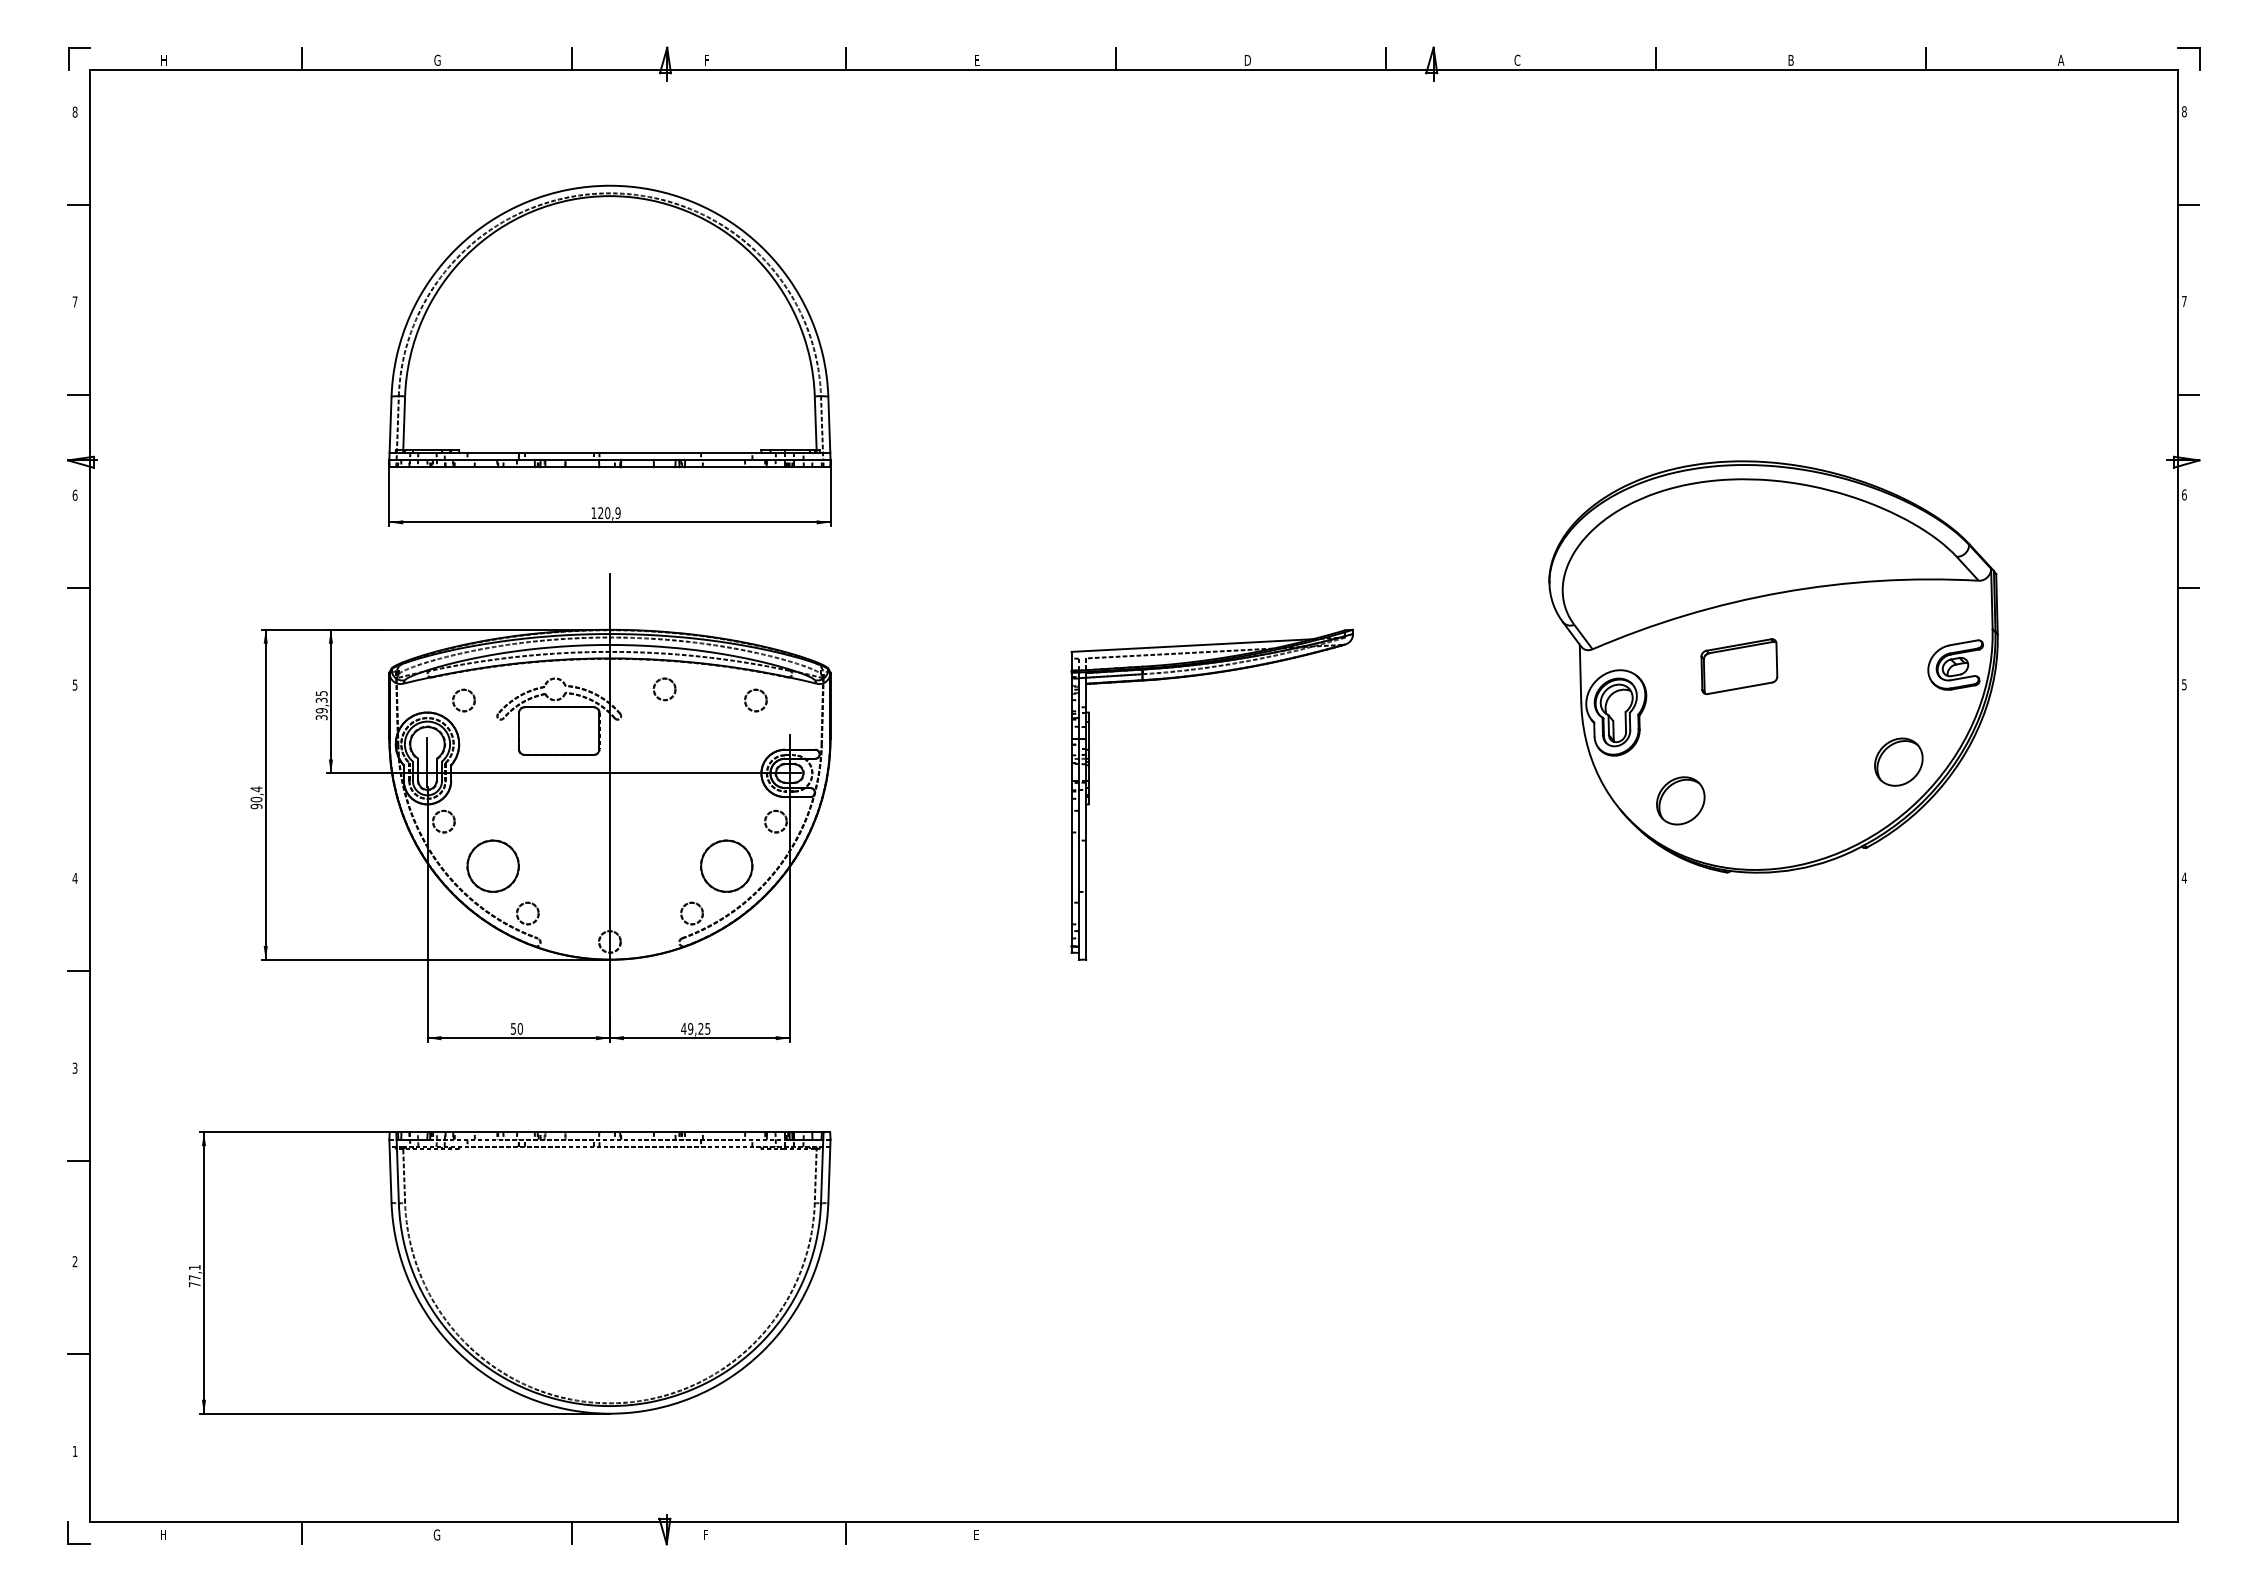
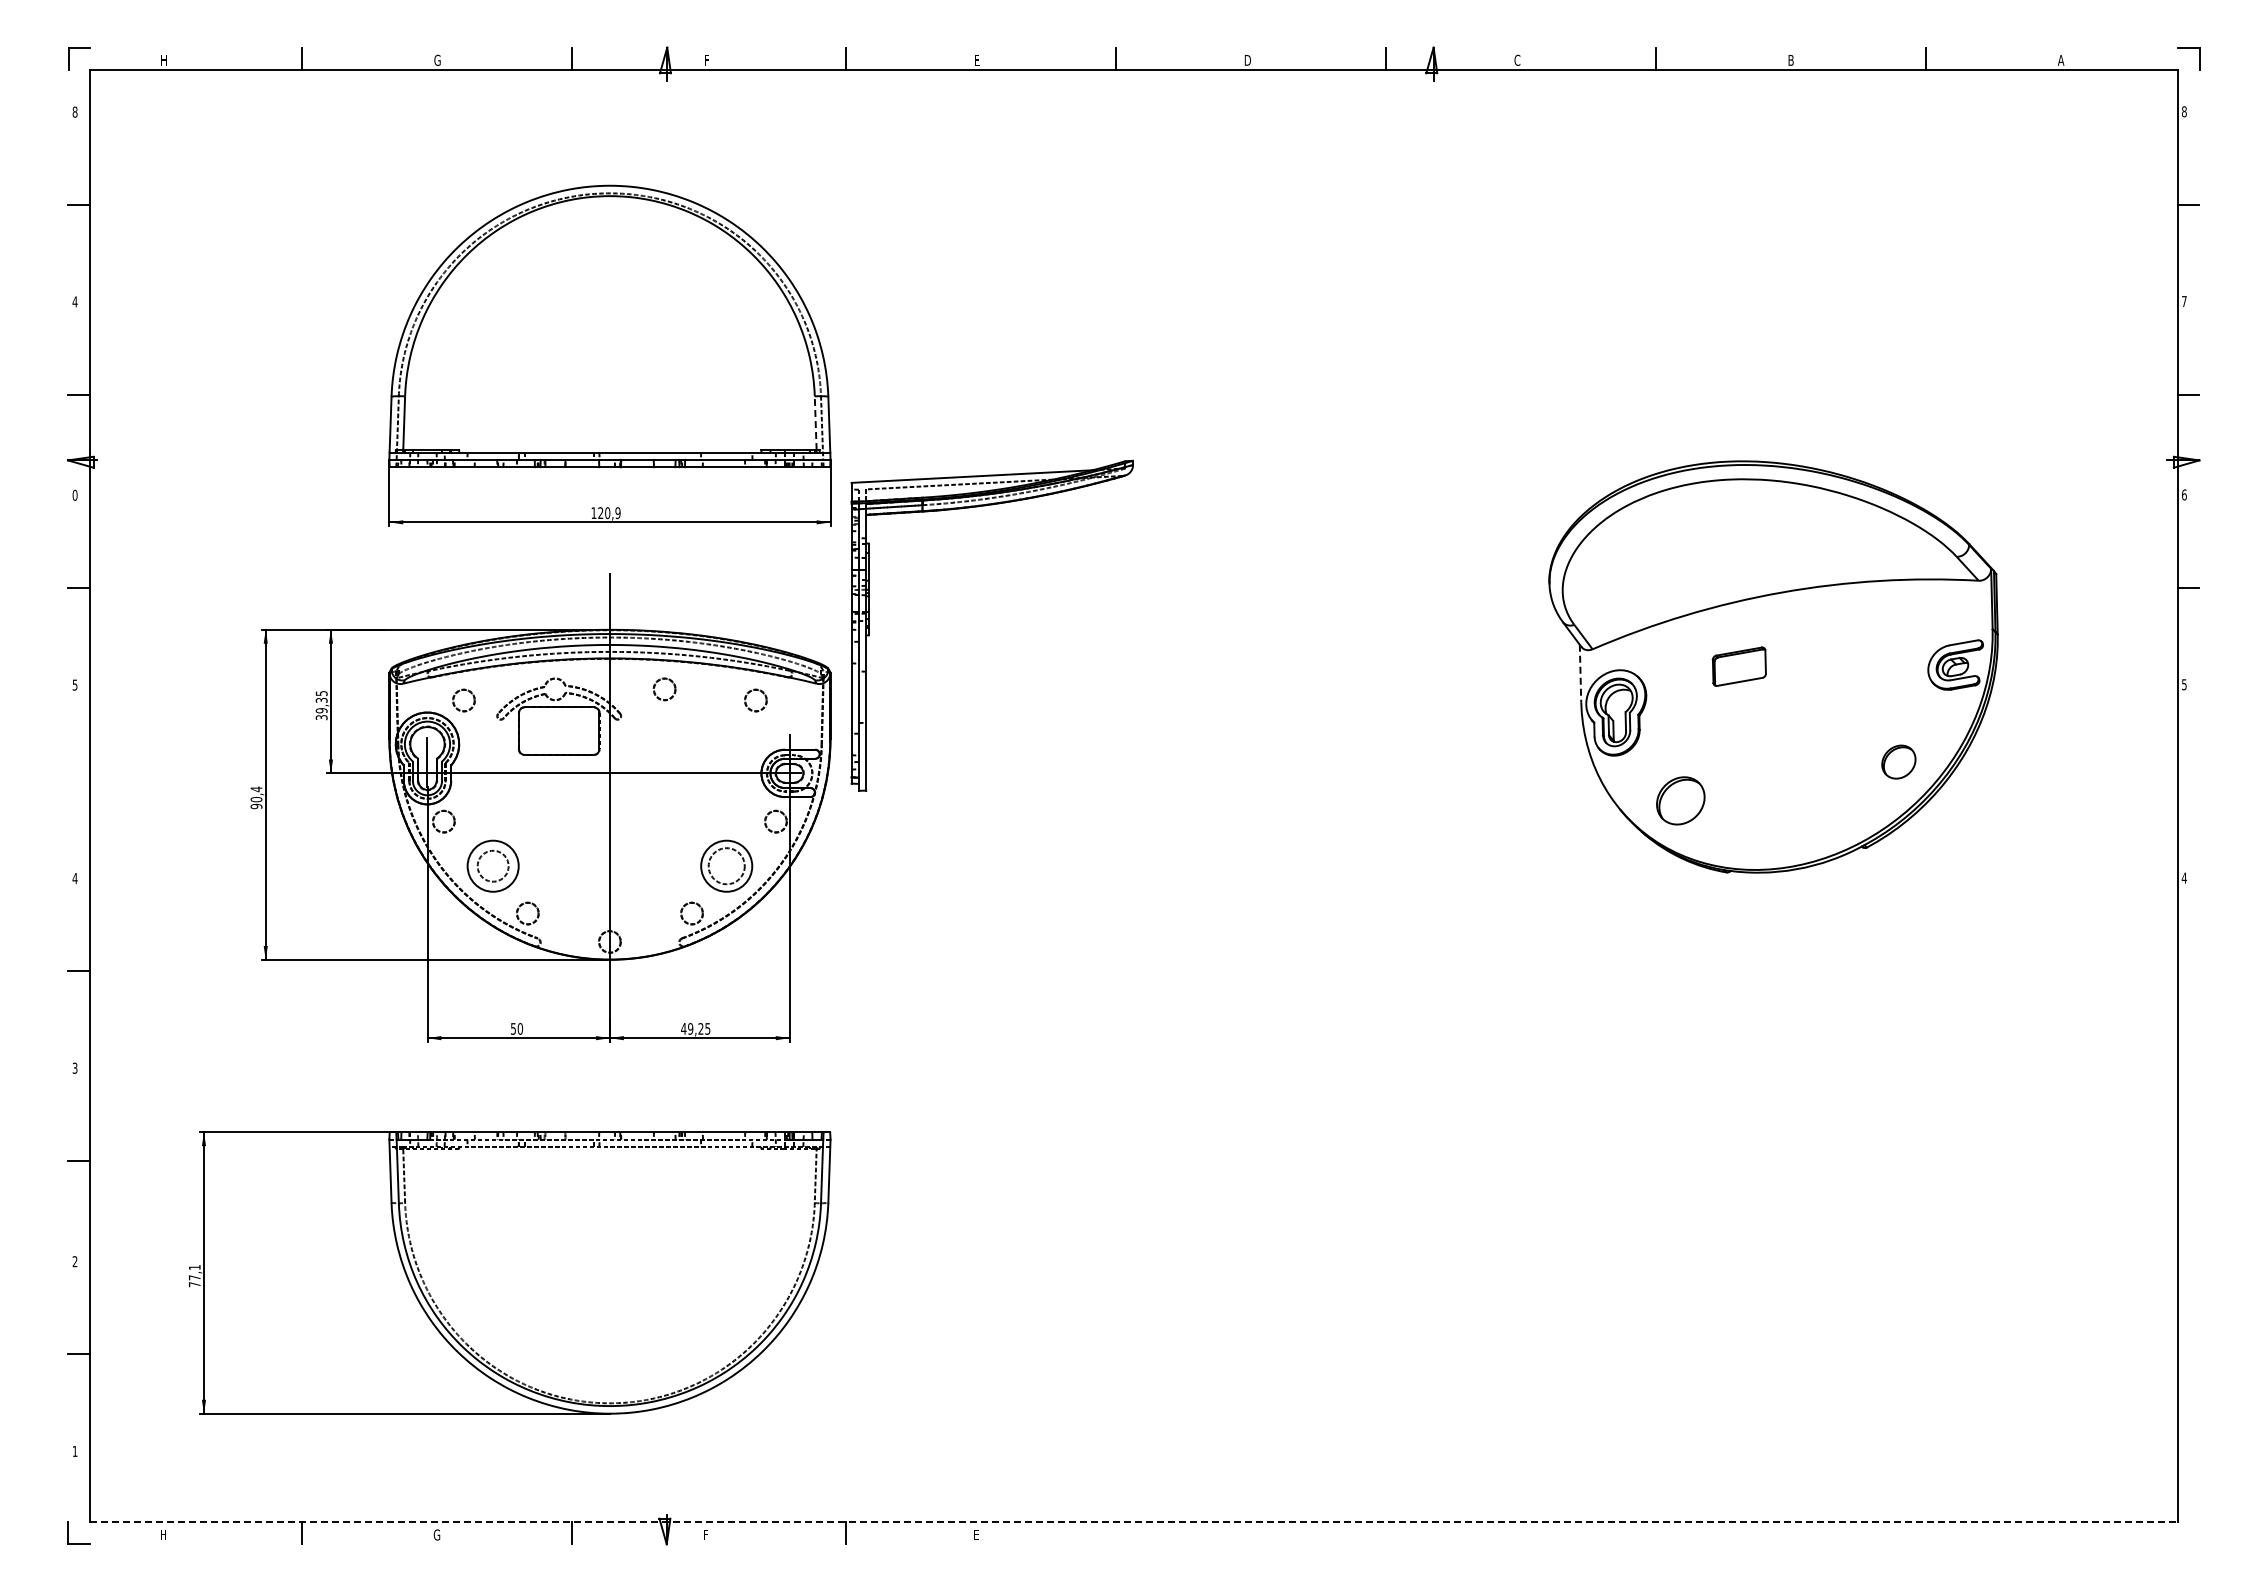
text: 7 -> 4 (74, 301)
line: solid -> dashed (815, 423)
text: 6 -> 0 (74, 494)
part size: 79x58 px -> 56x41 px (1738, 666)
line: solid -> dashed (1580, 673)
part position: (1198, 676) -> (978, 507) (978, 507)
part size: 50x50 px -> 36x36 px (1898, 761)
circle diameter: 52 px -> 31 px (492, 865)
circle diameter: 52 px -> 36 px (726, 866)
line: solid -> dashed (1133, 1522)
